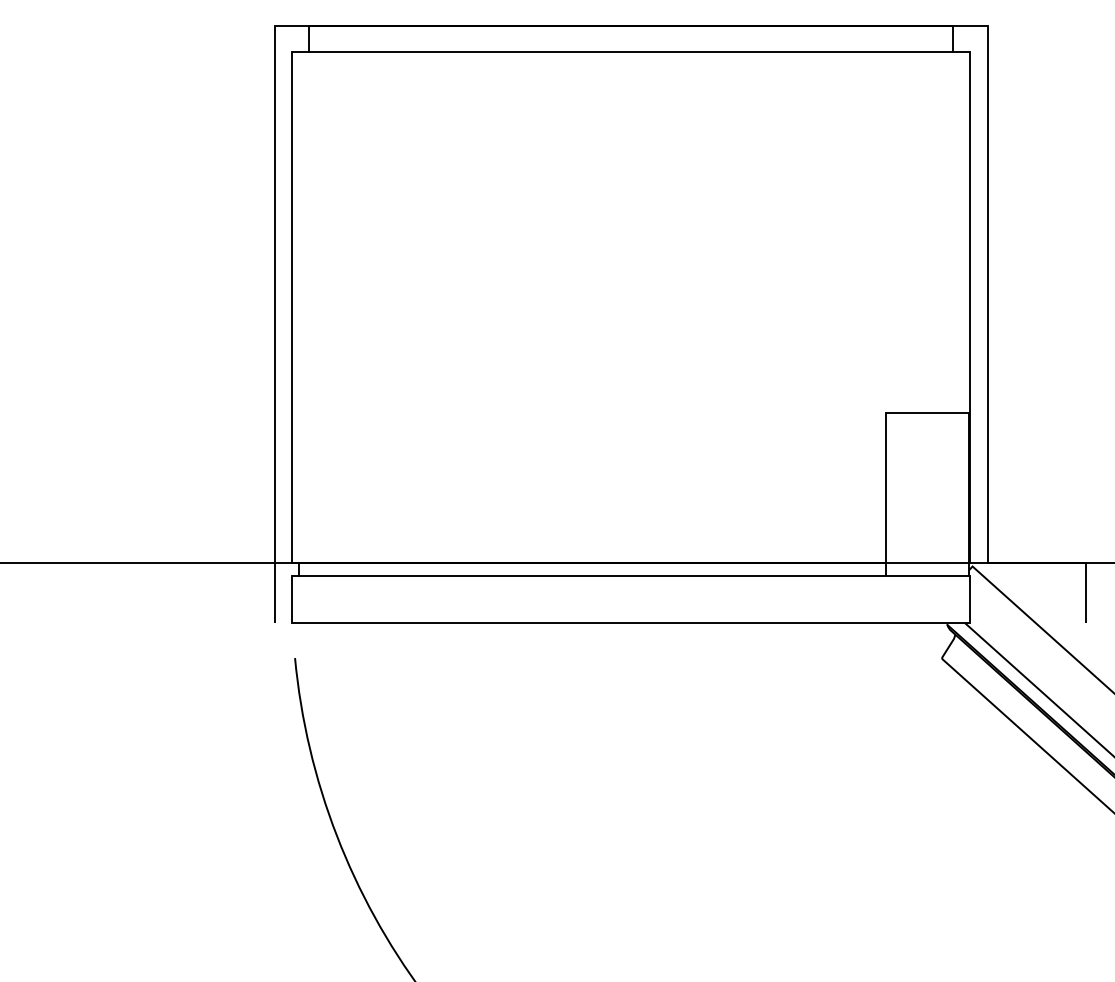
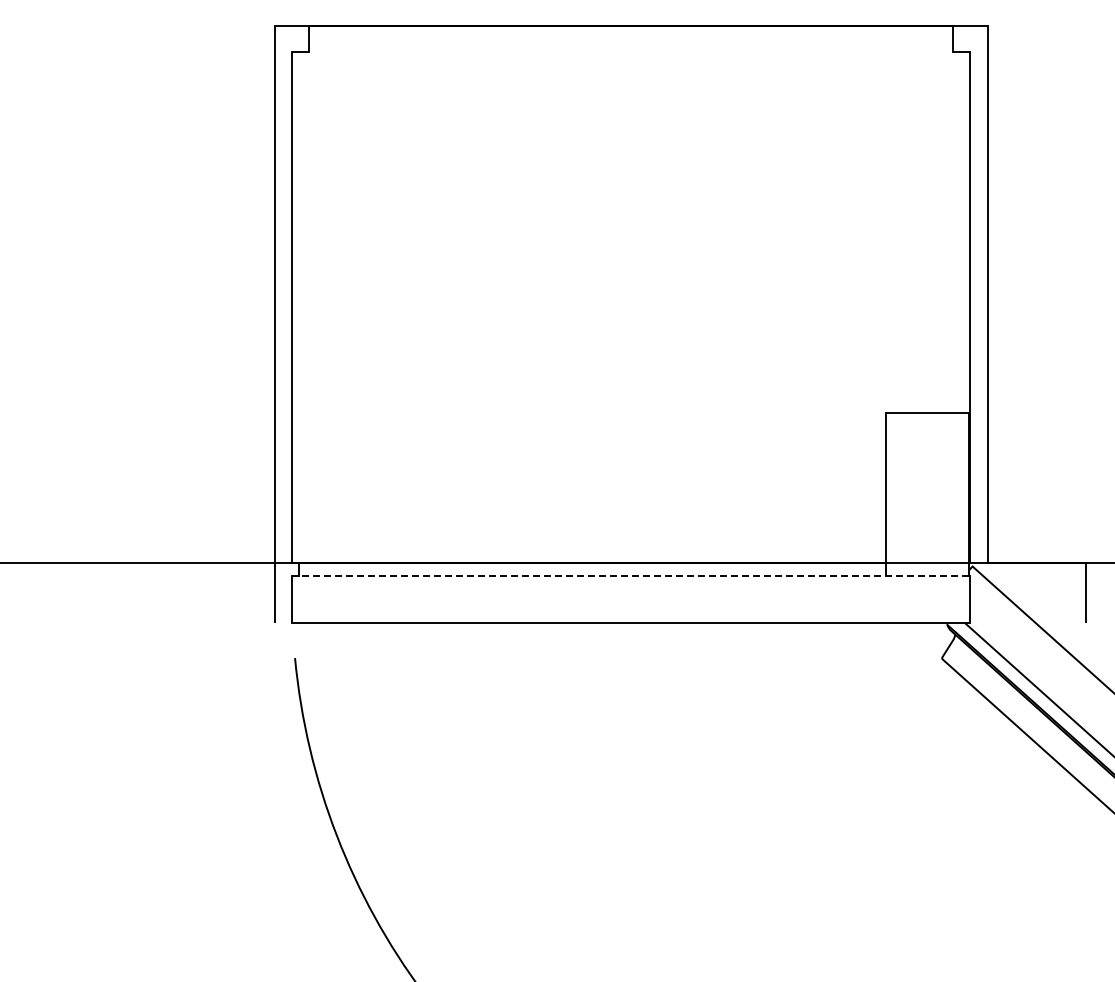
line: present -> none (631, 51)
line: solid -> dashed (633, 575)
